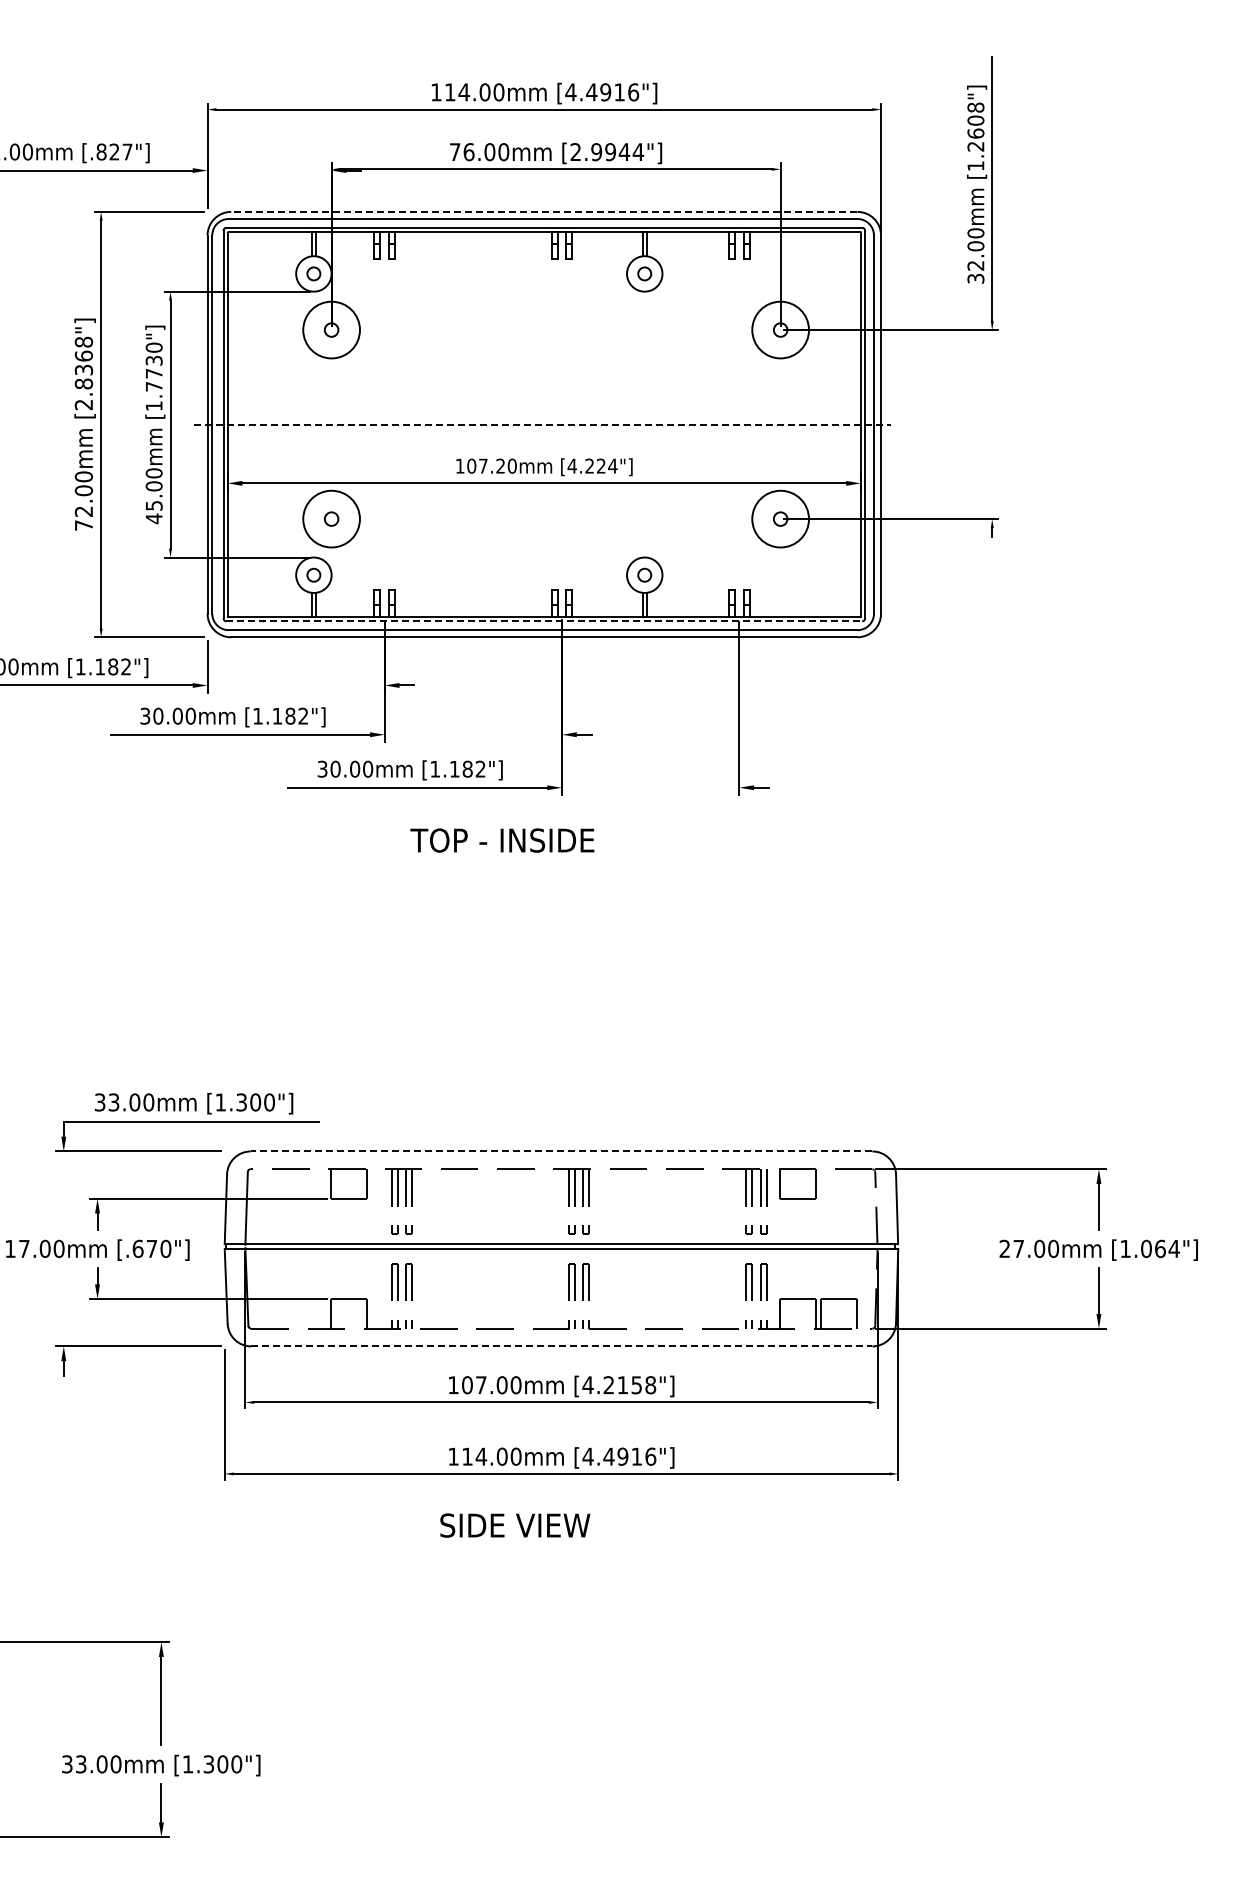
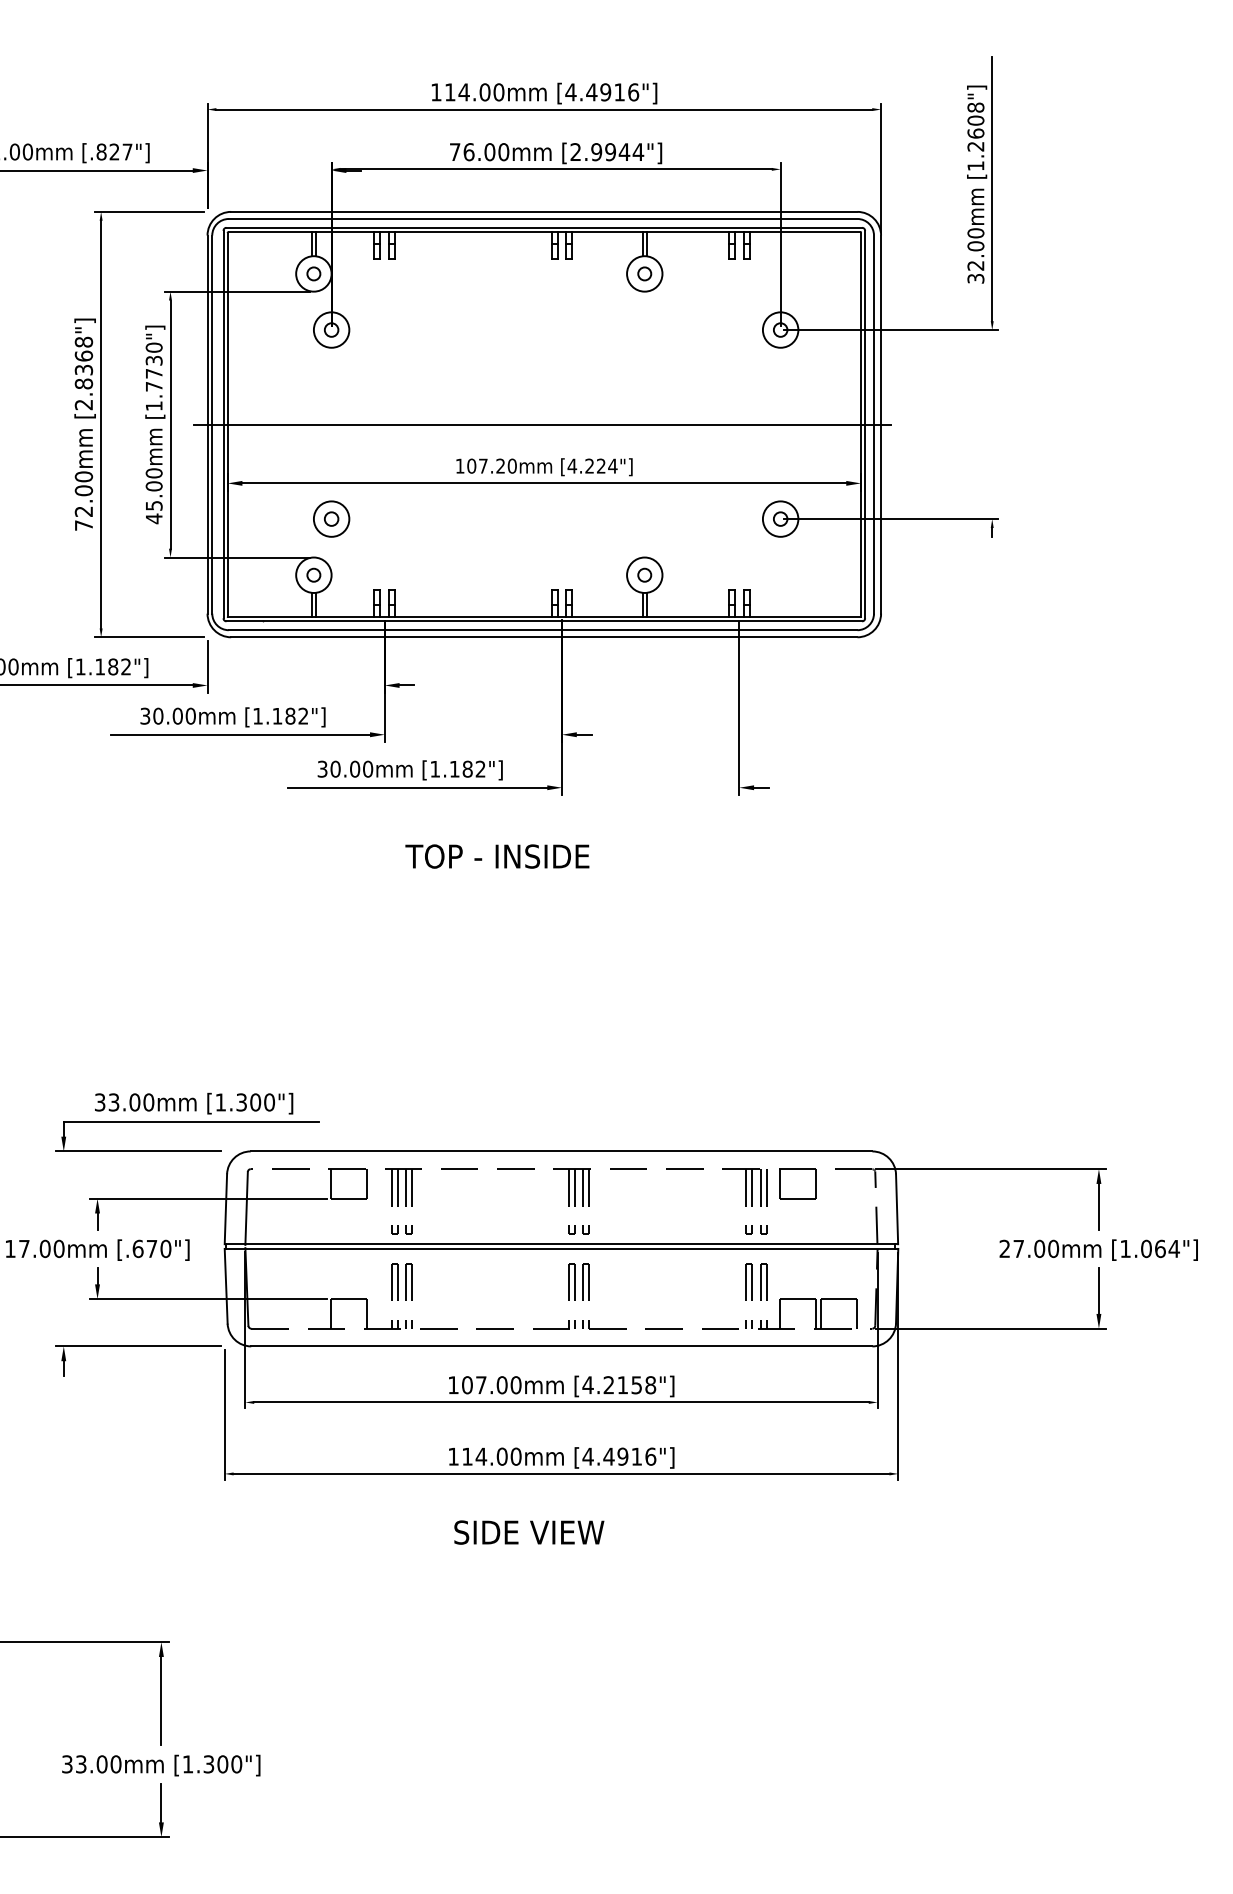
line: dashed -> solid (543, 211)
circle diameter: 57 px -> 35 px (331, 329)
circle diameter: 57 px -> 35 px (780, 329)
line: dashed -> solid (542, 424)
circle diameter: 57 px -> 35 px (331, 518)
circle diameter: 57 px -> 35 px (780, 518)
line: dashed -> solid (544, 621)
text position: (502, 840) -> (497, 856) (497, 856)
line: dashed -> solid (561, 1151)
line: dashed -> solid (561, 1346)
text position: (515, 1525) -> (529, 1532) (529, 1532)
